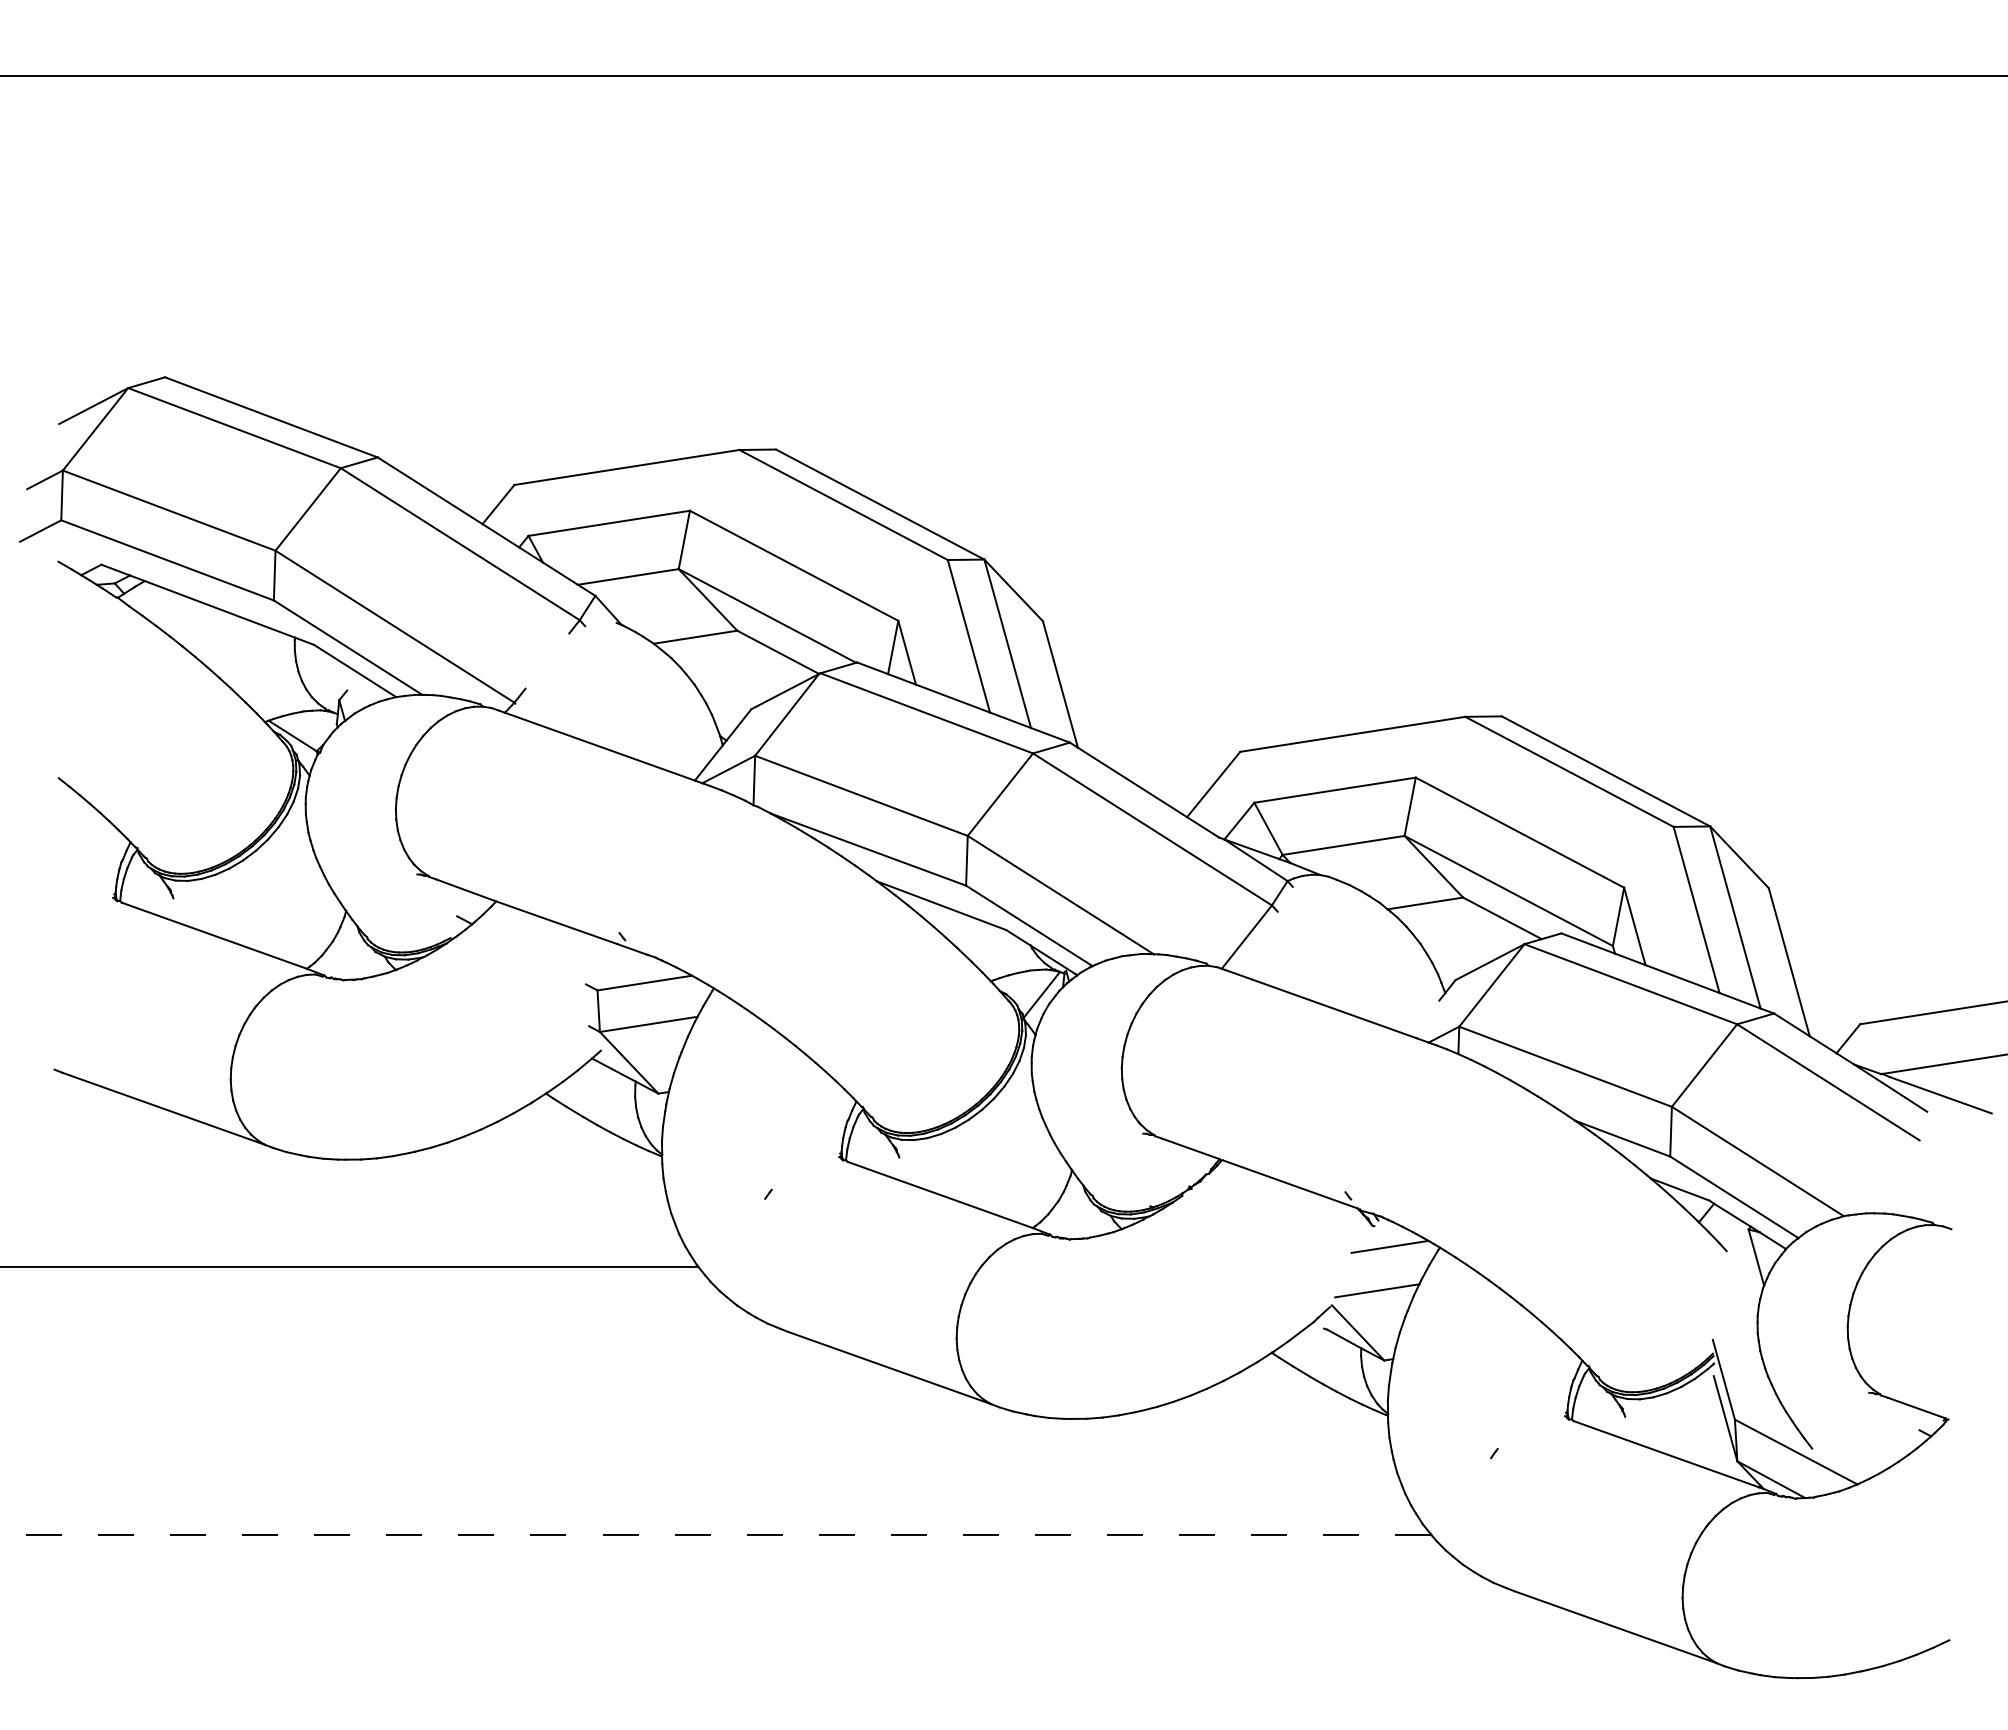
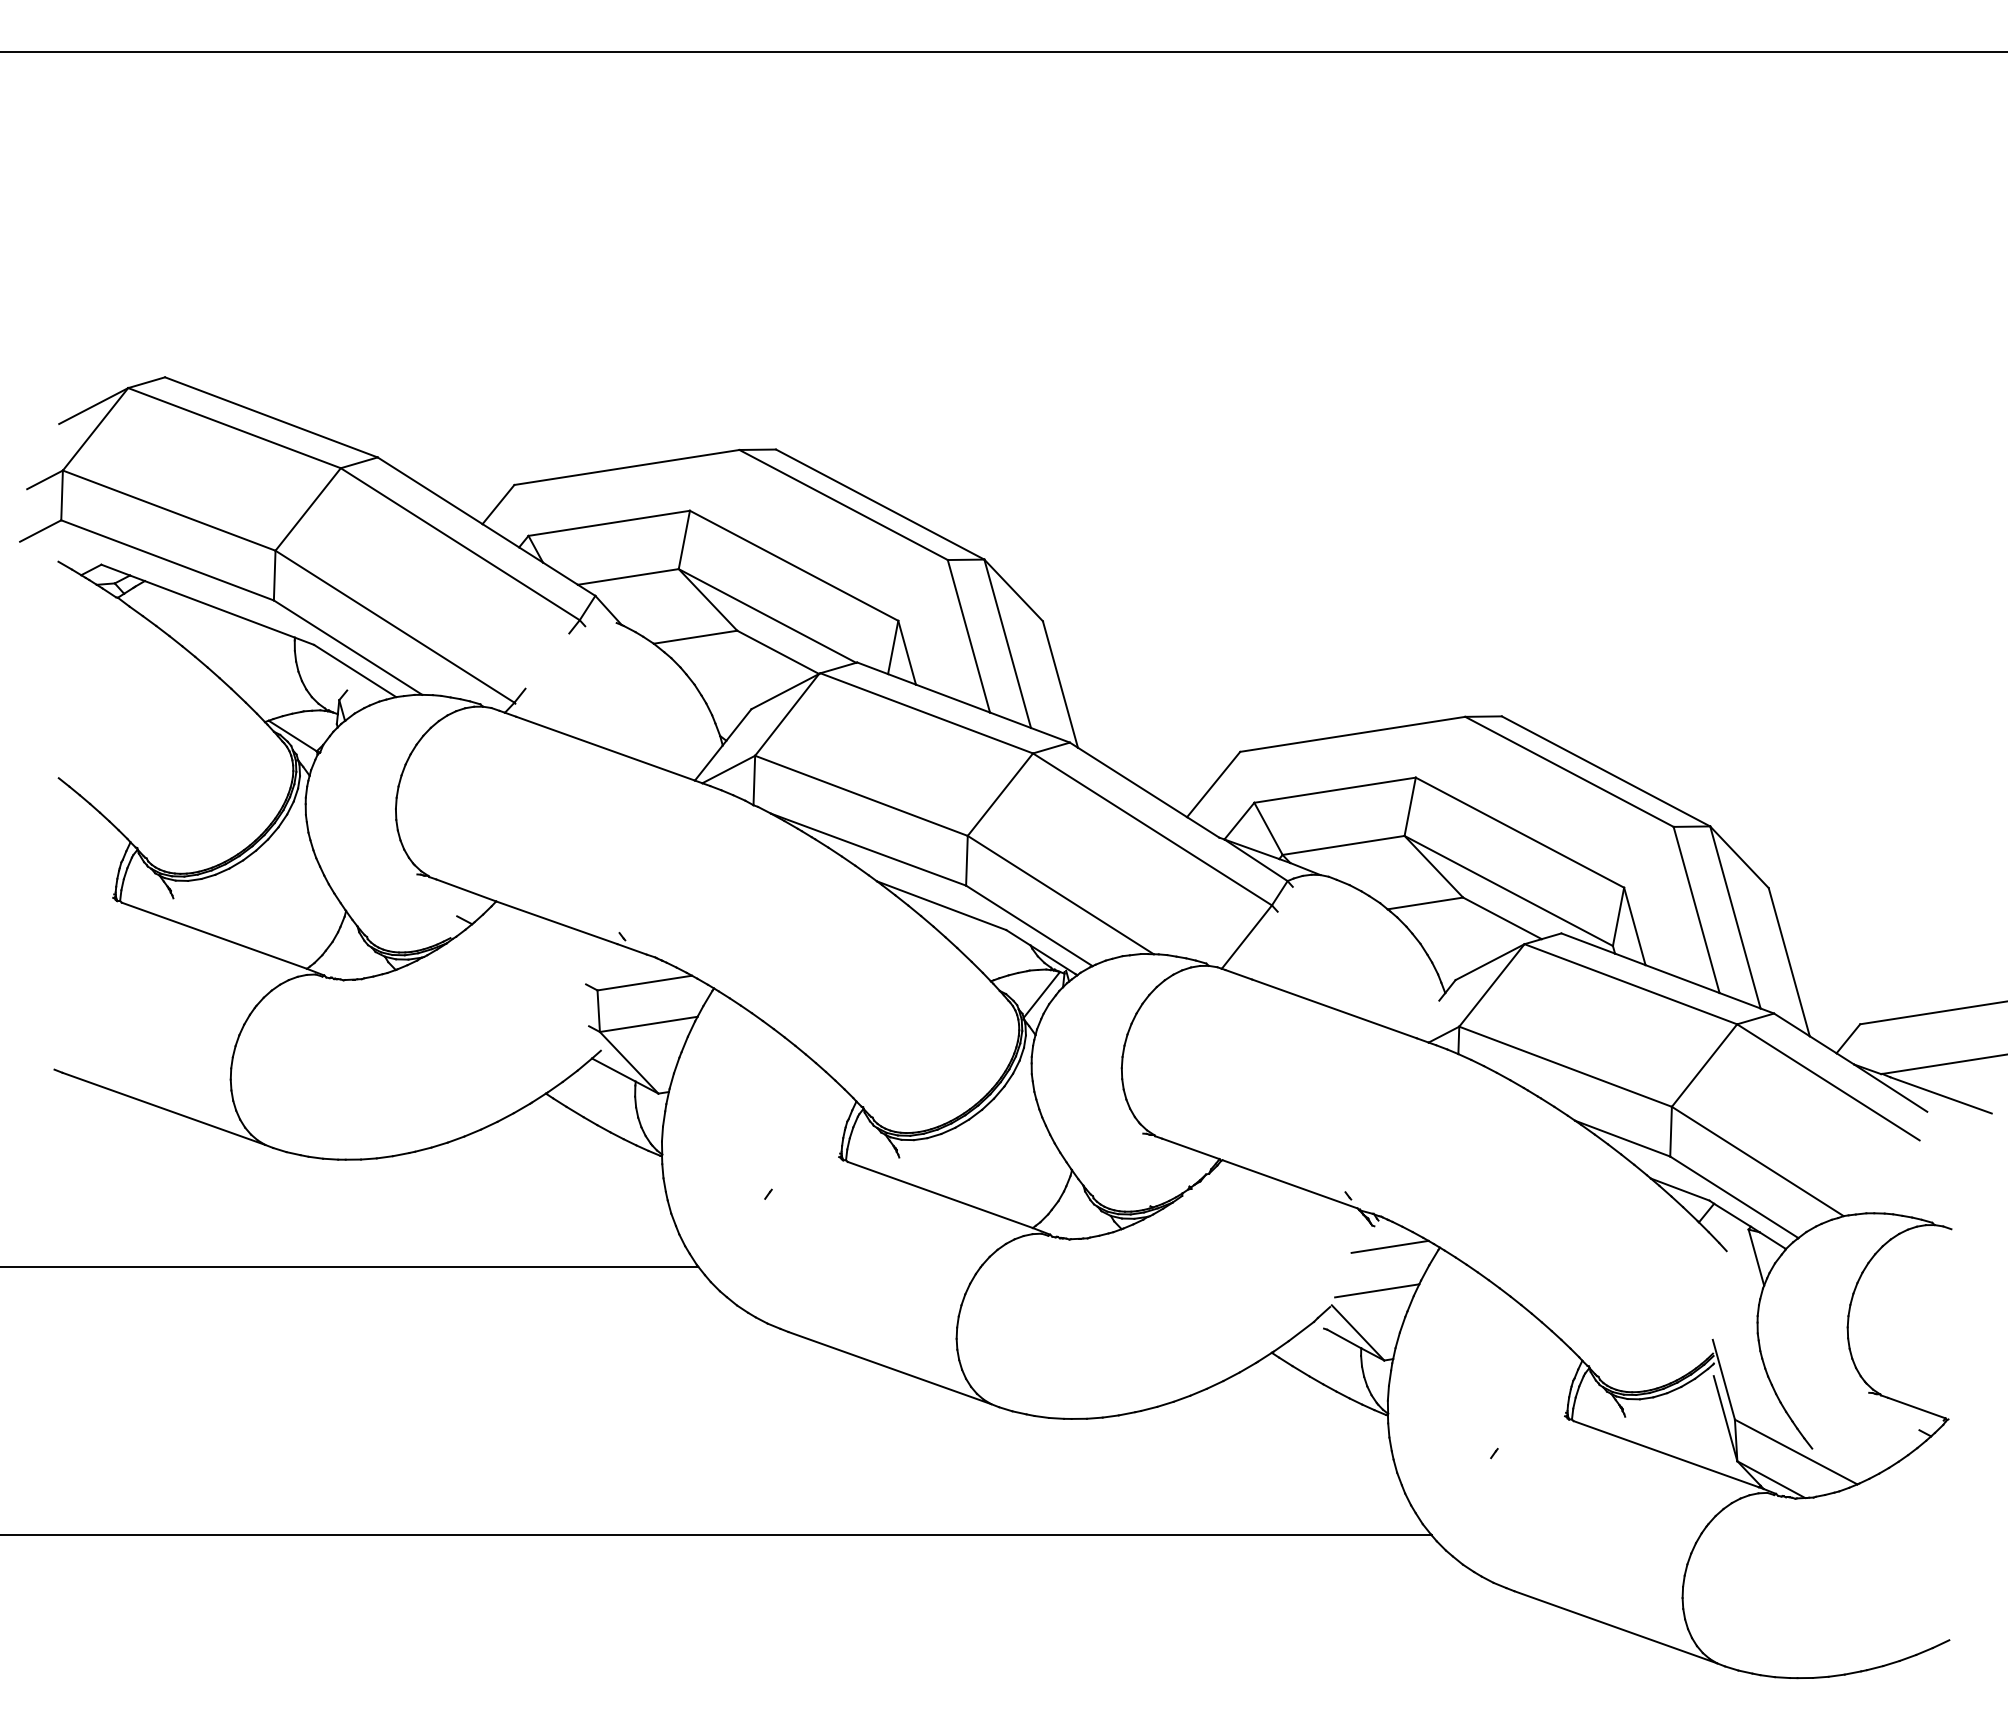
line position: (1003, 75) -> (1003, 51) (1003, 51)
line: dashed -> solid (715, 1535)
